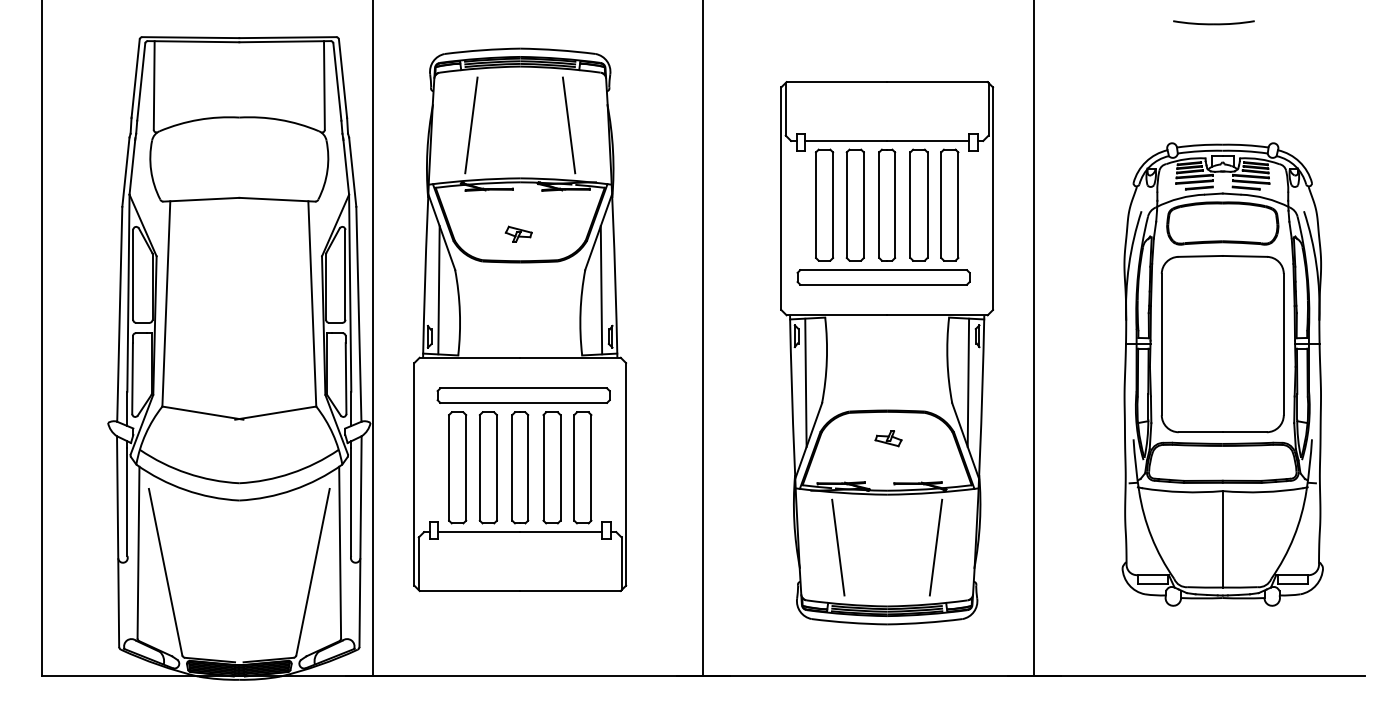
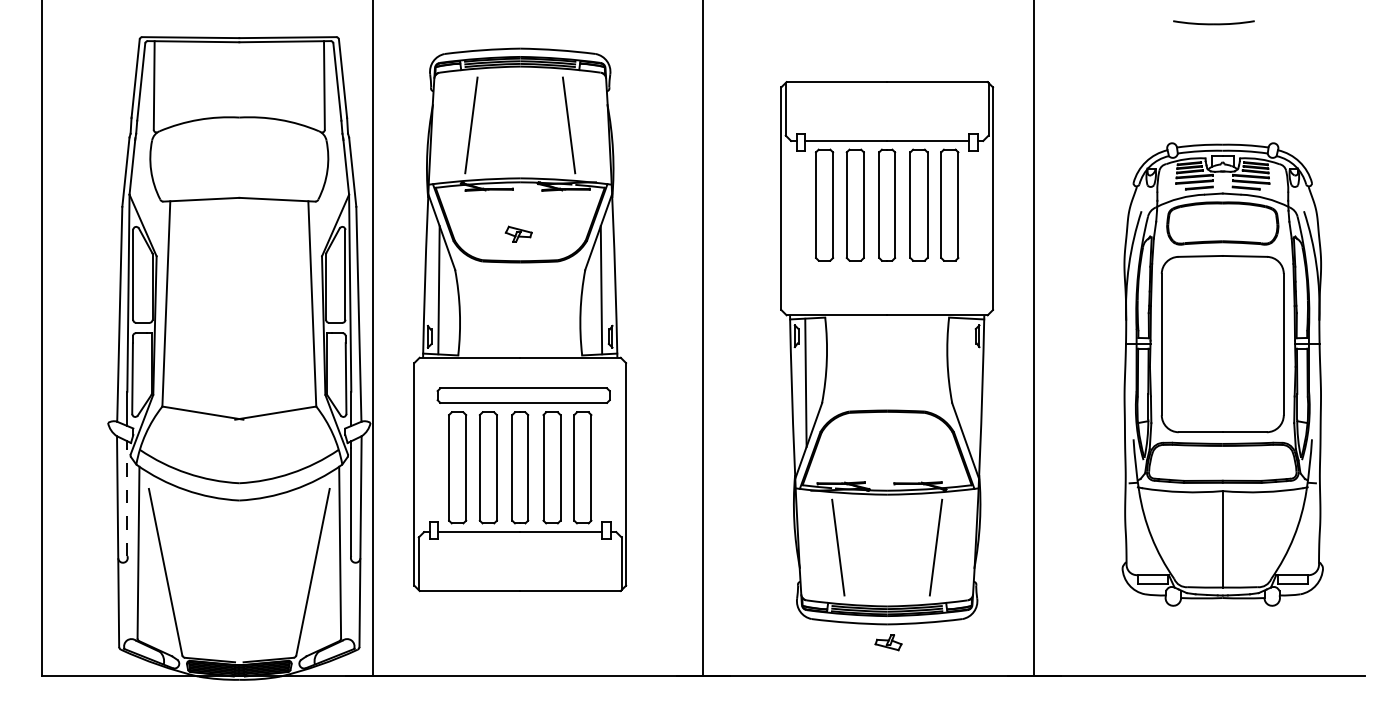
part: present -> none (883, 277)
line: present -> none (968, 382)
part position: (888, 438) -> (888, 642) (888, 642)
line: solid -> dashed (127, 502)
